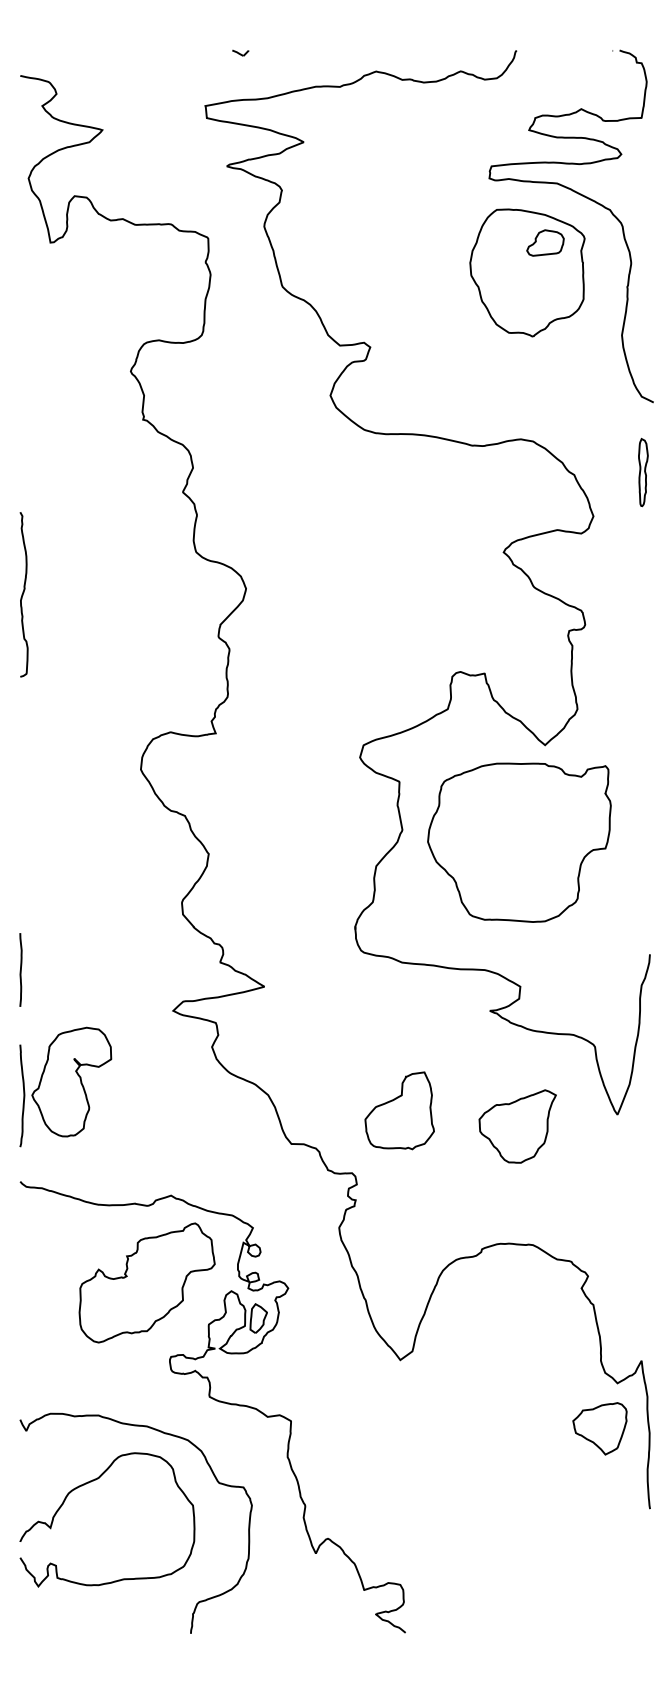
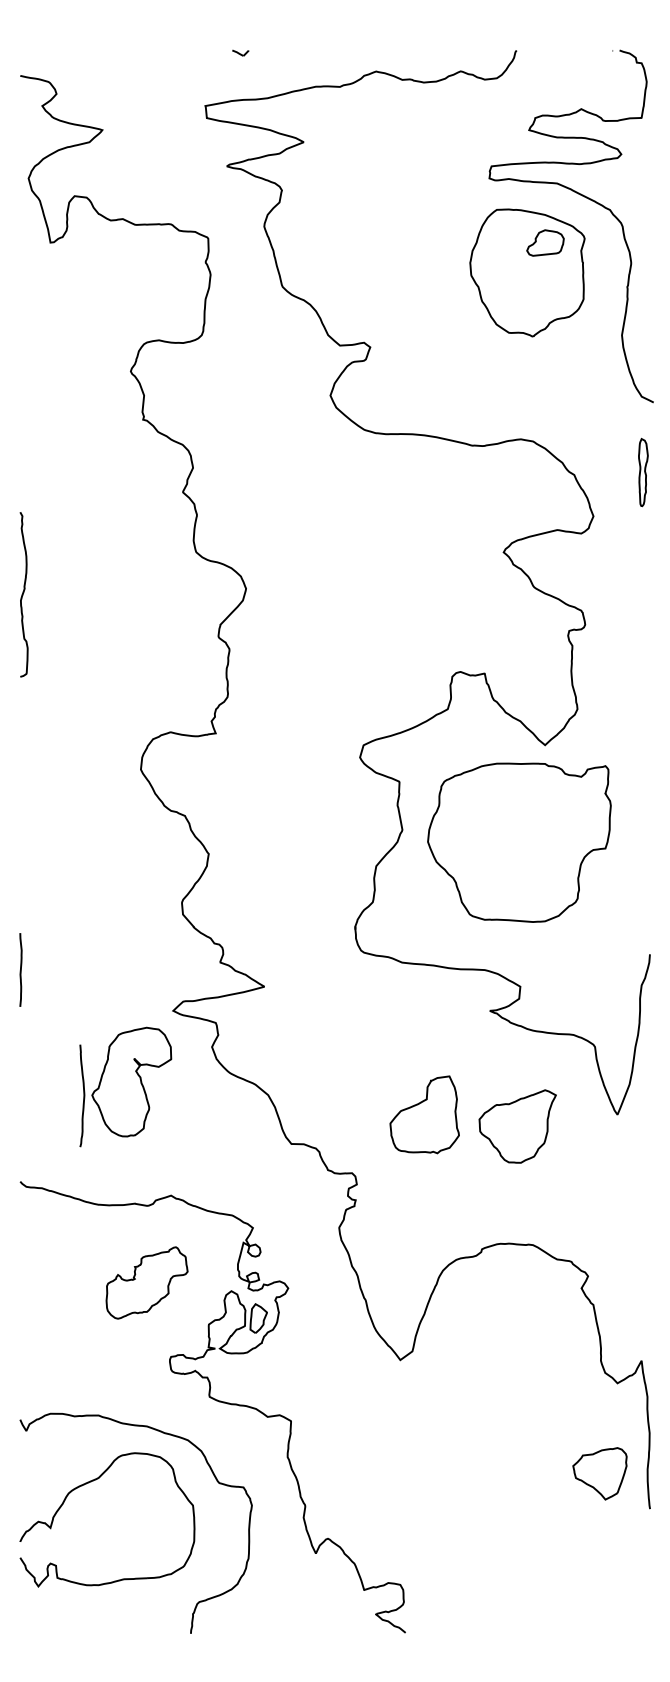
part position: (65, 1086) -> (125, 1086) (125, 1086)
part position: (399, 1110) -> (424, 1114) (424, 1114)
part size: 138x122 px -> 84x74 px (146, 1282)
part position: (599, 1428) -> (599, 1473) (599, 1473)
